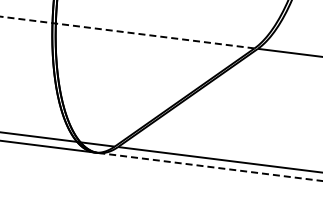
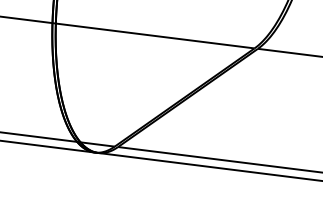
line: dashed -> solid (127, 32)
line: dashed -> solid (210, 166)
